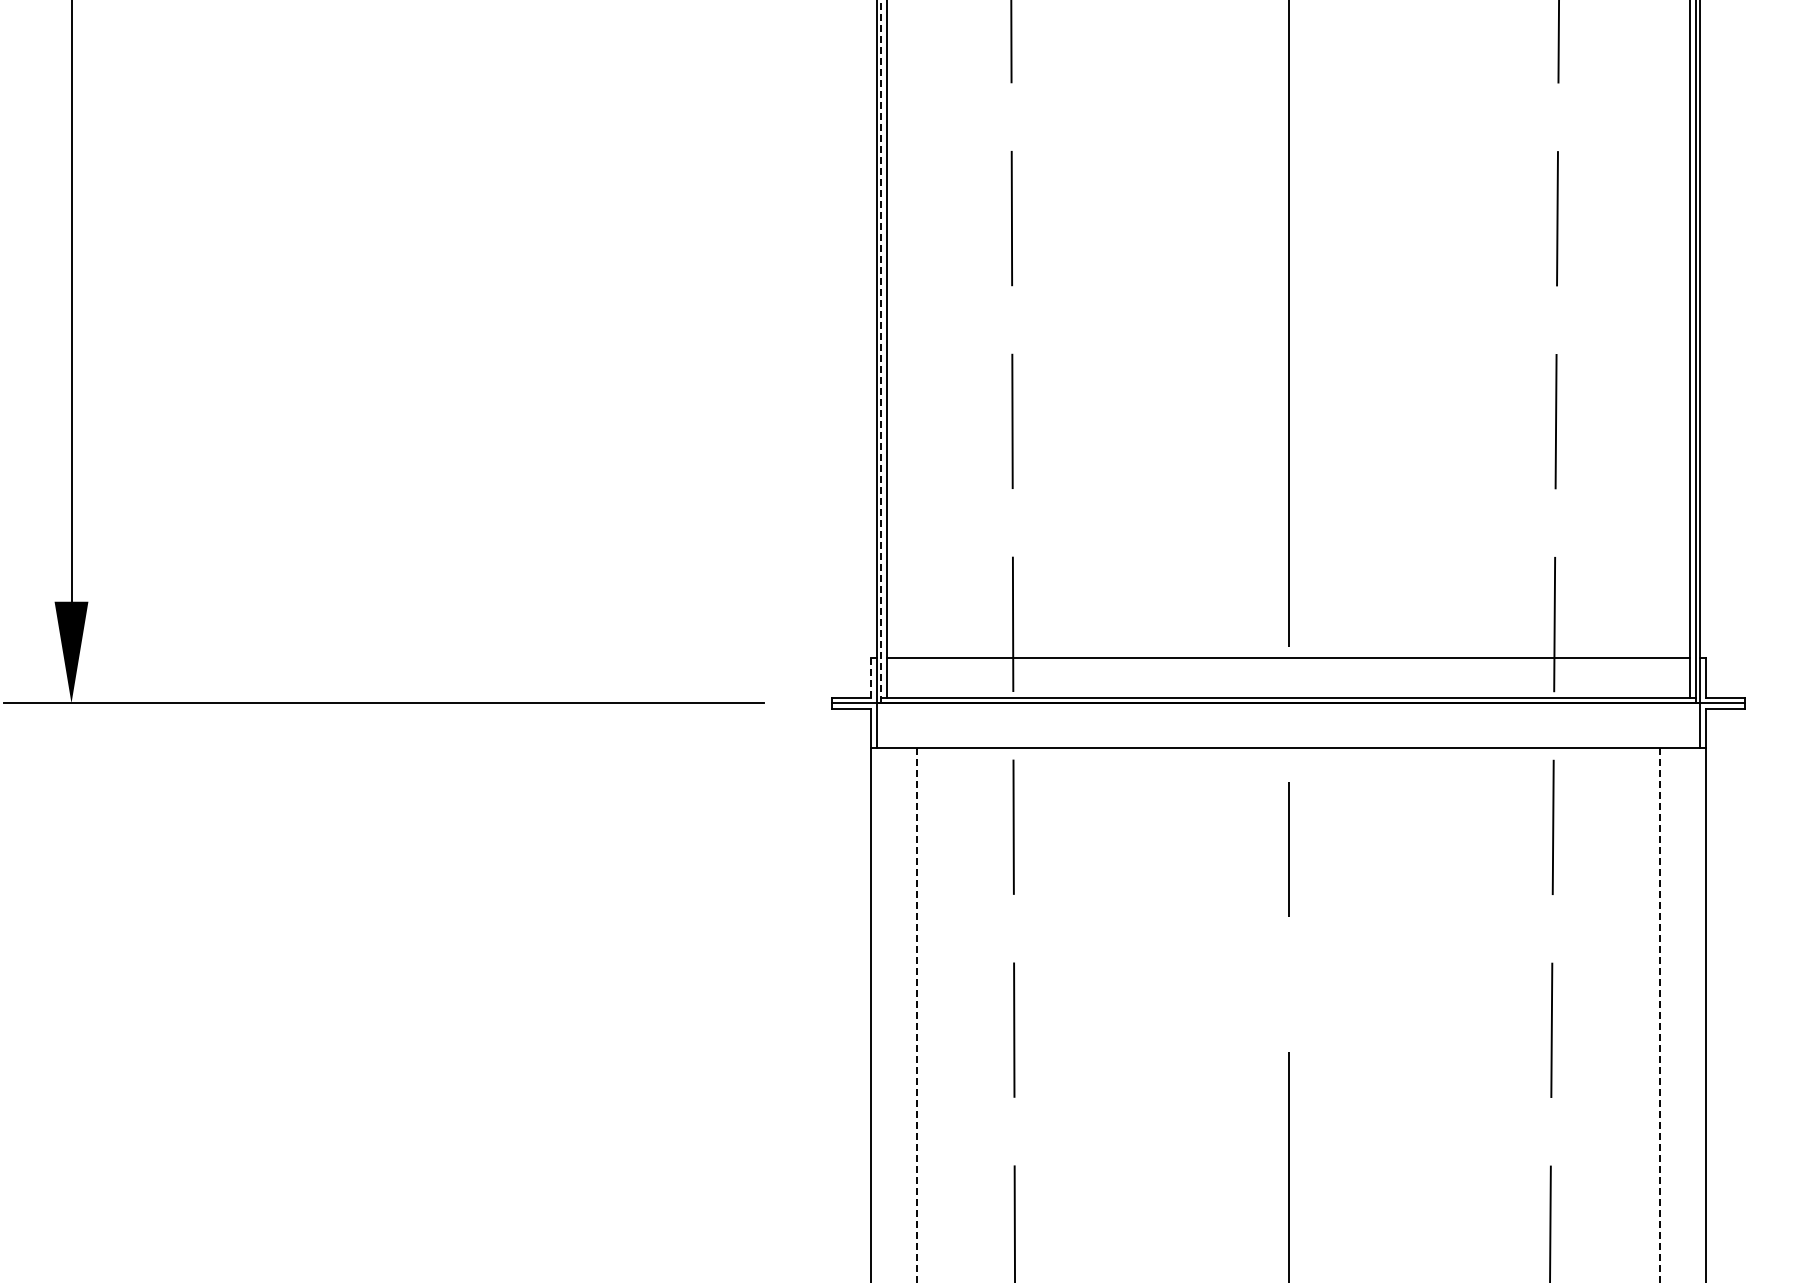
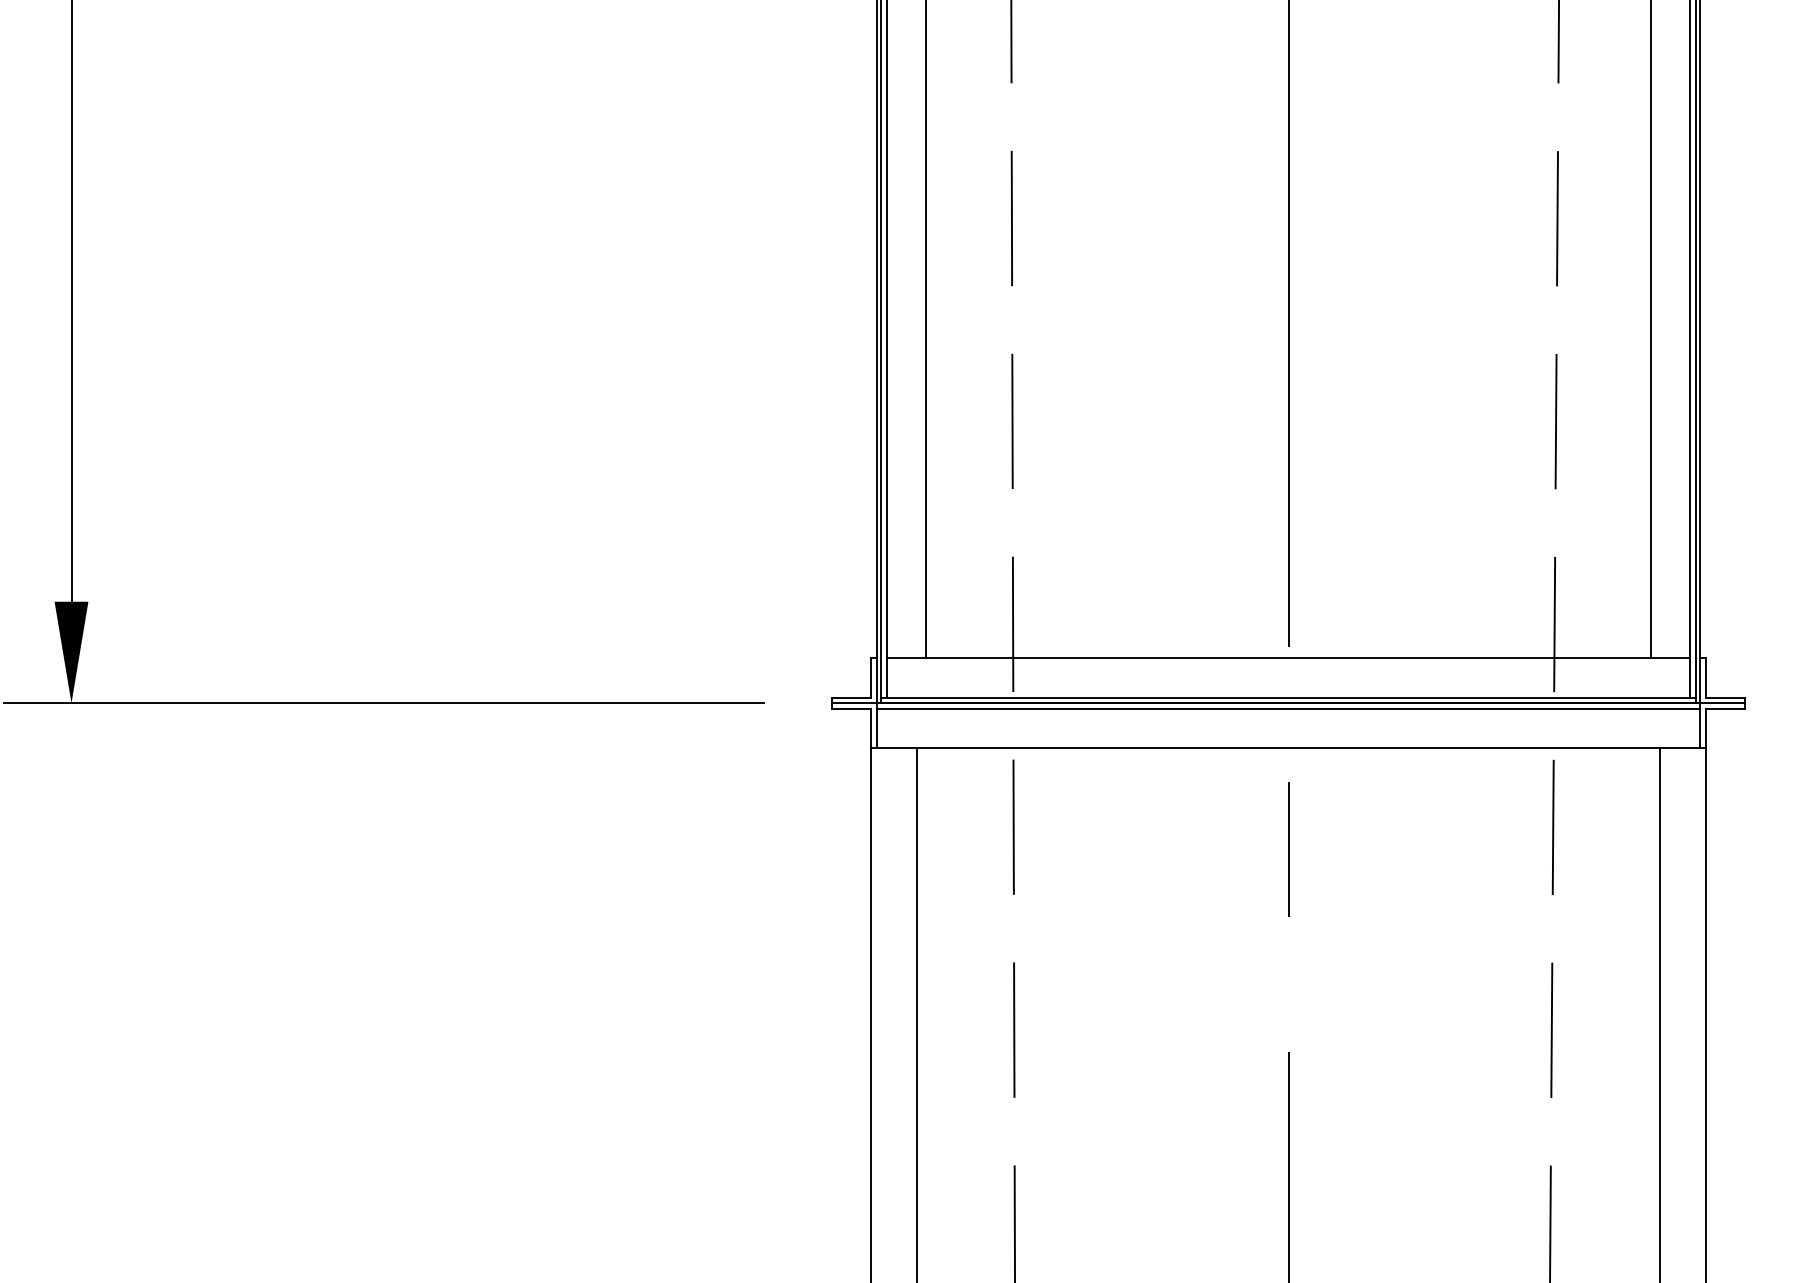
line: none -> present (926, 330)
line: none -> present (1650, 330)
line: dashed -> solid (881, 351)
line: dashed -> solid (871, 677)
line: none -> present (1288, 708)
line: dashed -> solid (916, 1015)
line: dashed -> solid (1660, 1015)
